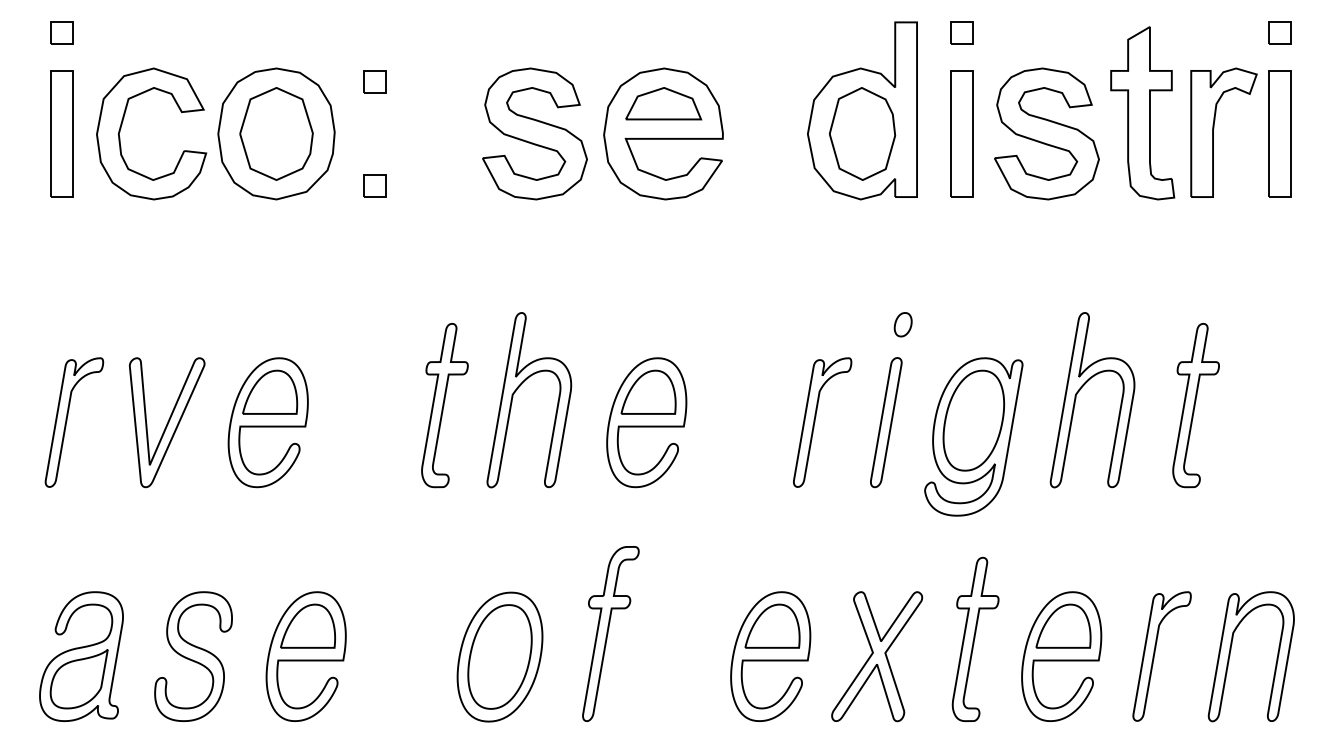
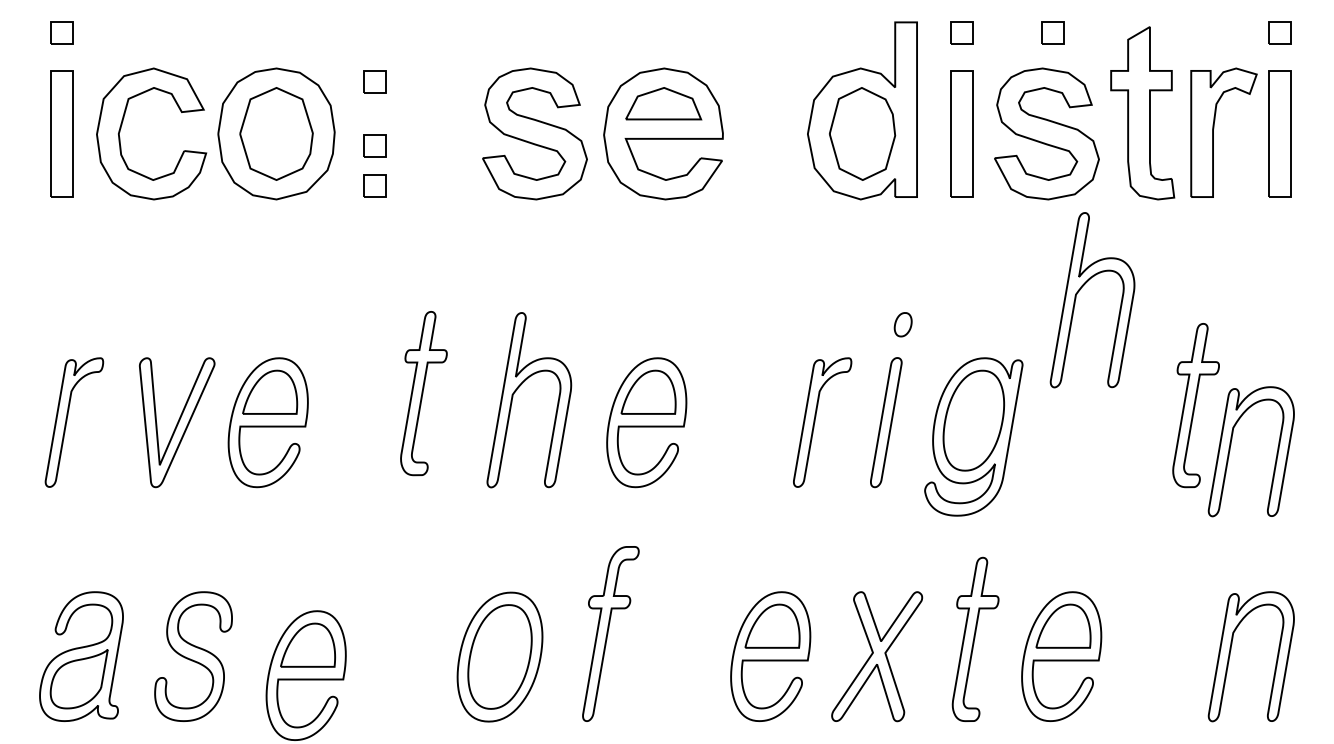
part: none -> present (1052, 32)
part: none -> present (374, 145)
part position: (1080, 390) -> (1080, 290) (1080, 290)
part position: (444, 405) -> (423, 393) (423, 393)
part position: (167, 422) -> (177, 422) (177, 422)
part: none -> present (1231, 445)
part: present -> none (1155, 653)
part position: (305, 656) -> (305, 675) (305, 675)
